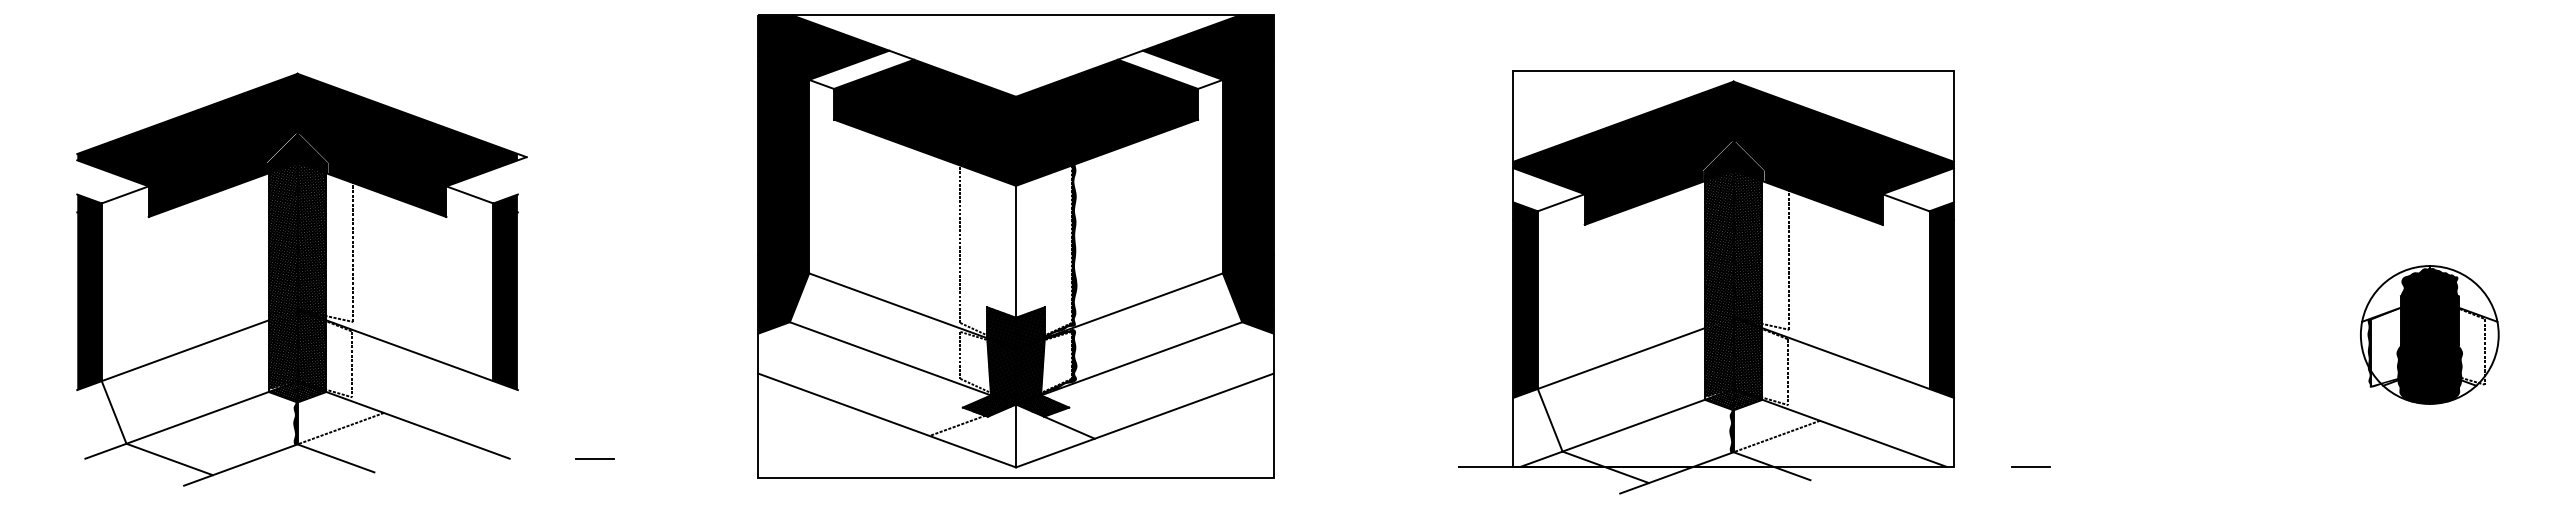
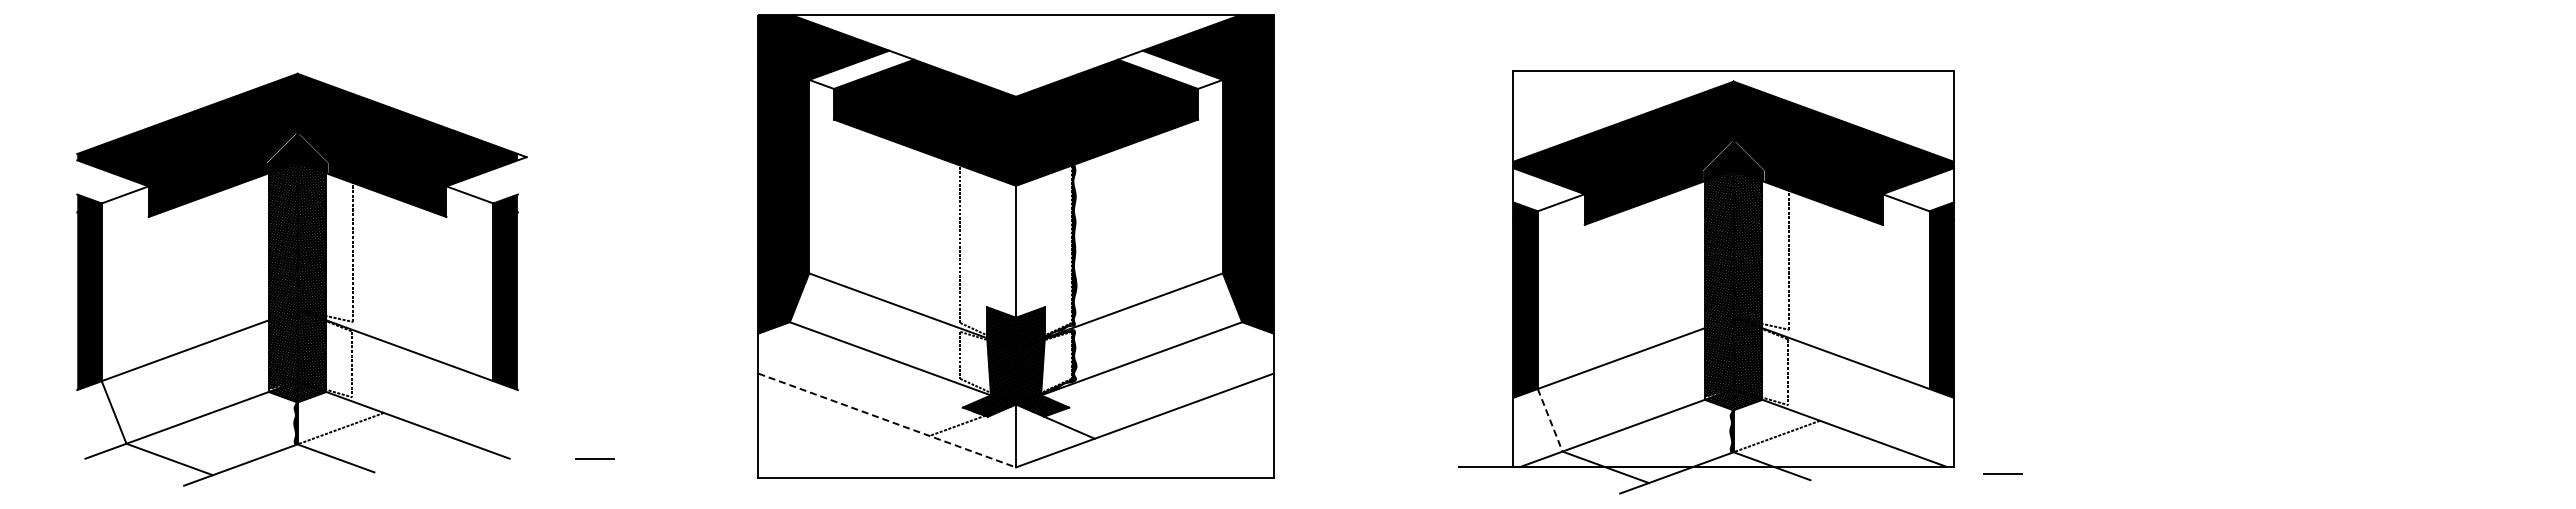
part: present -> none (2429, 334)
line: solid -> dashed (887, 420)
line: solid -> dashed (1550, 420)
line position: (2030, 466) -> (2002, 473) (2002, 473)
